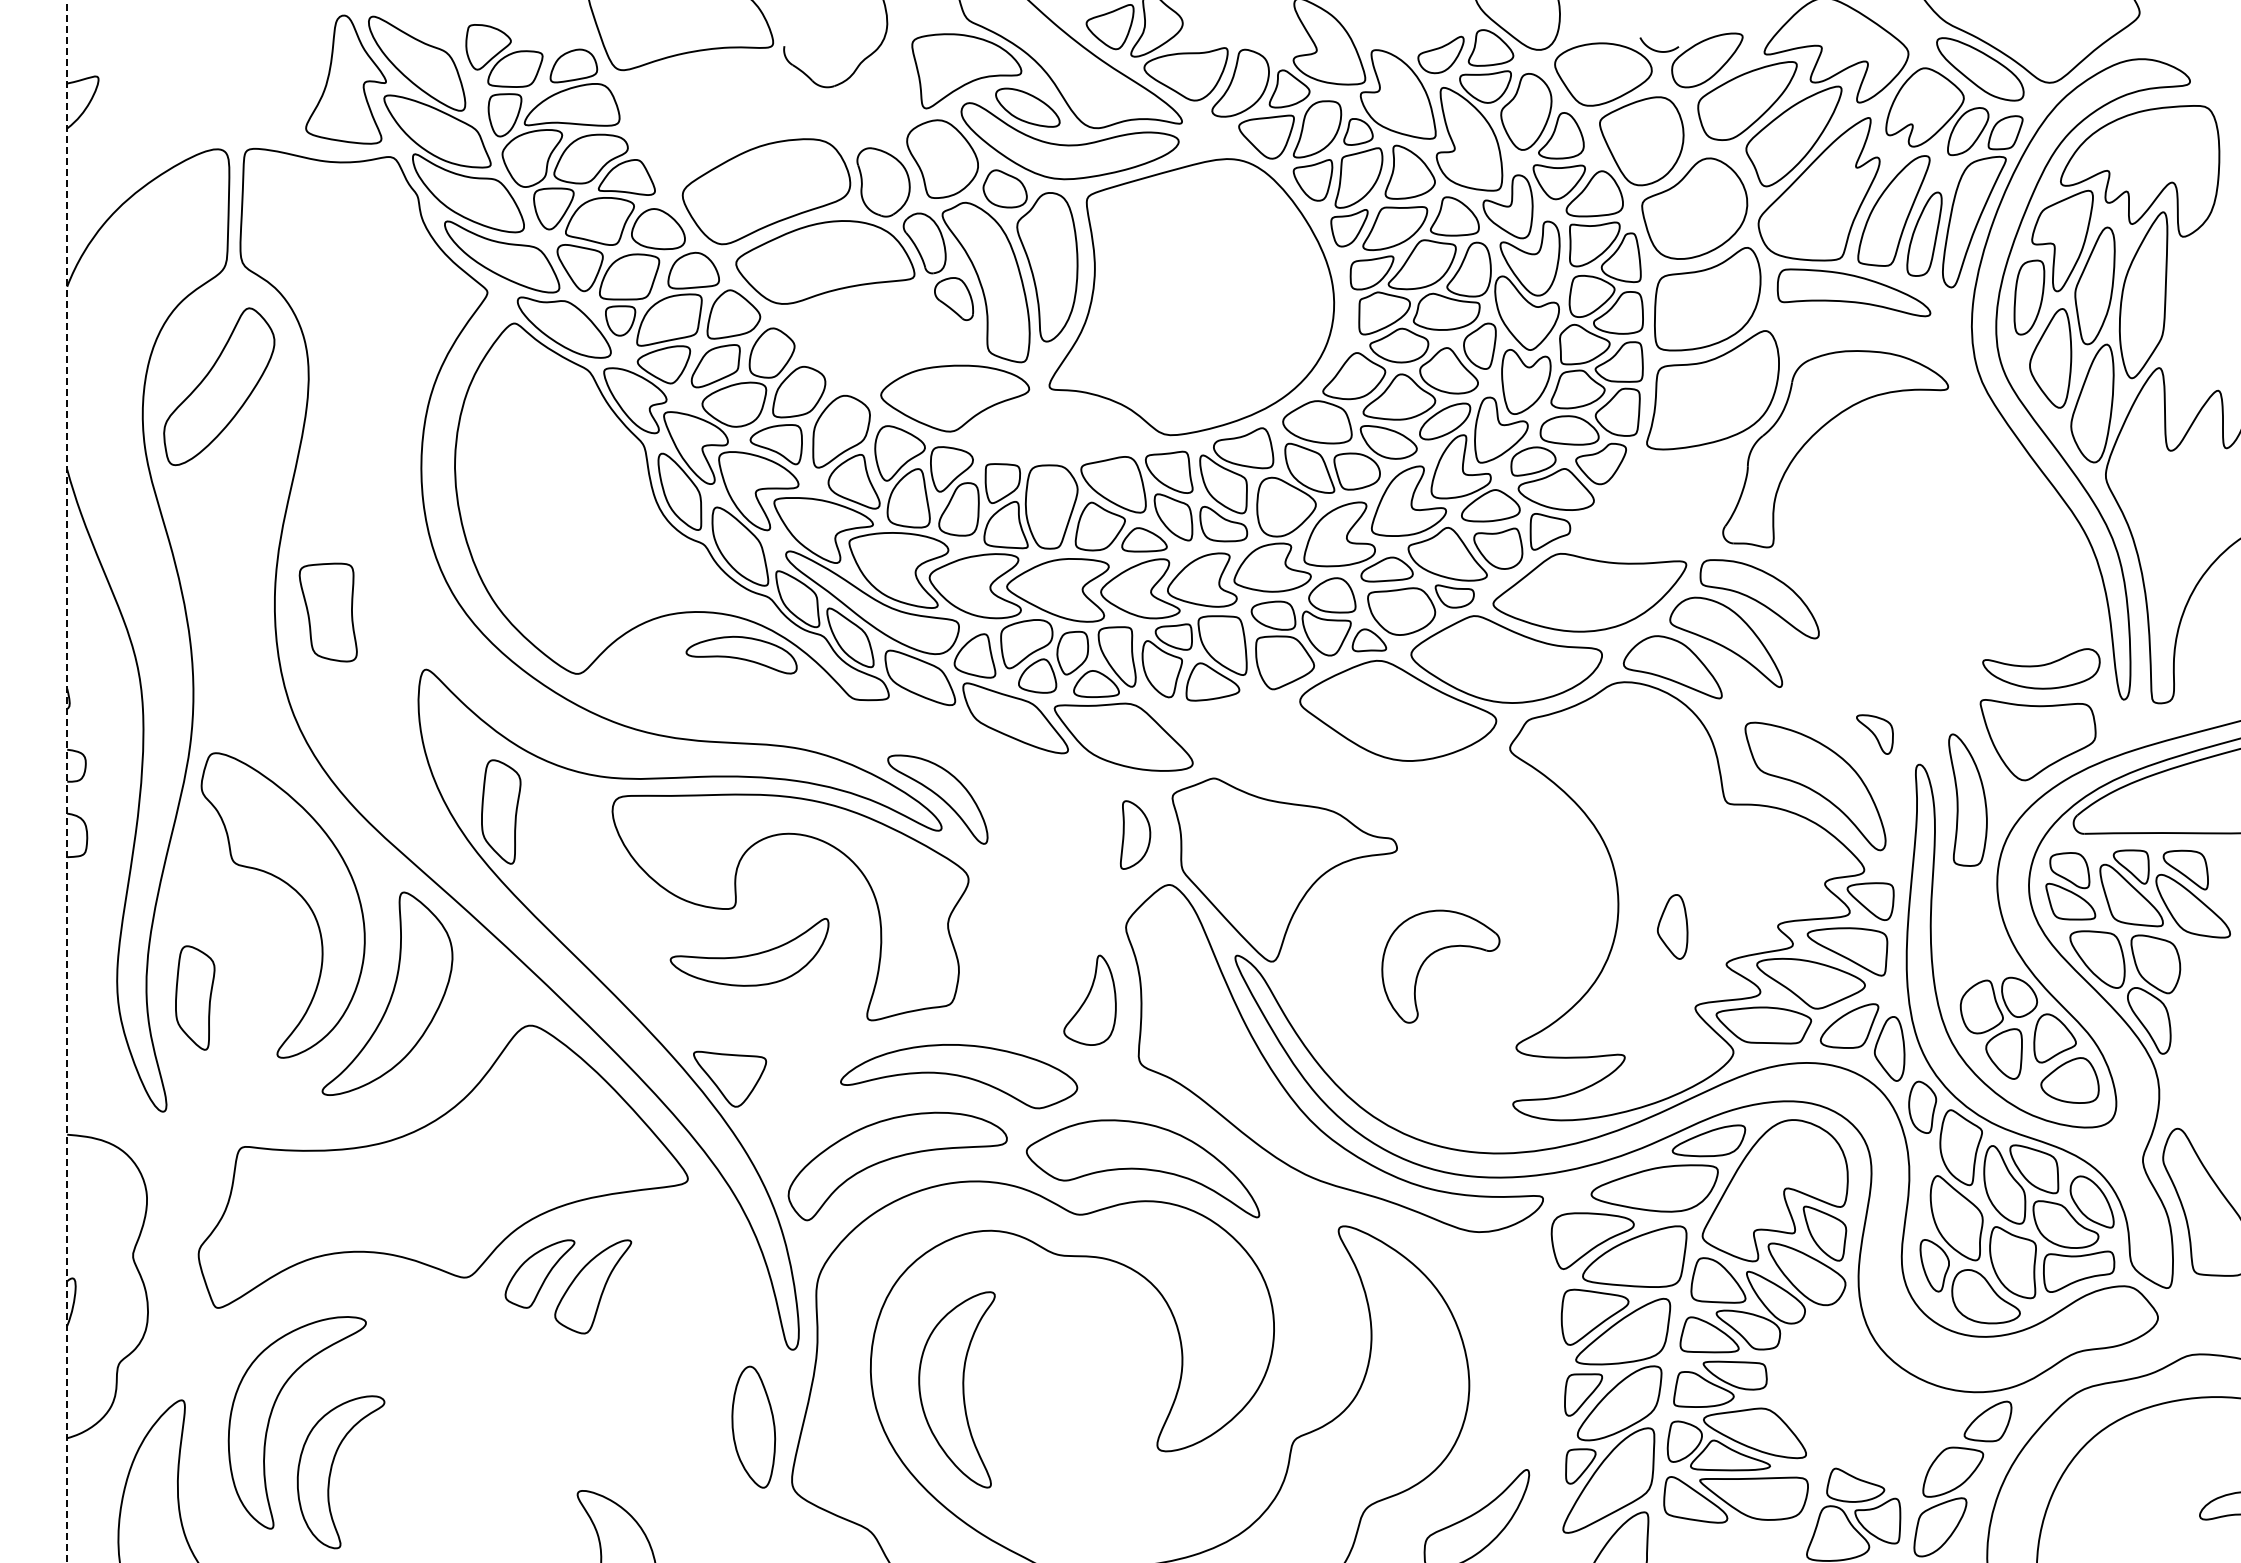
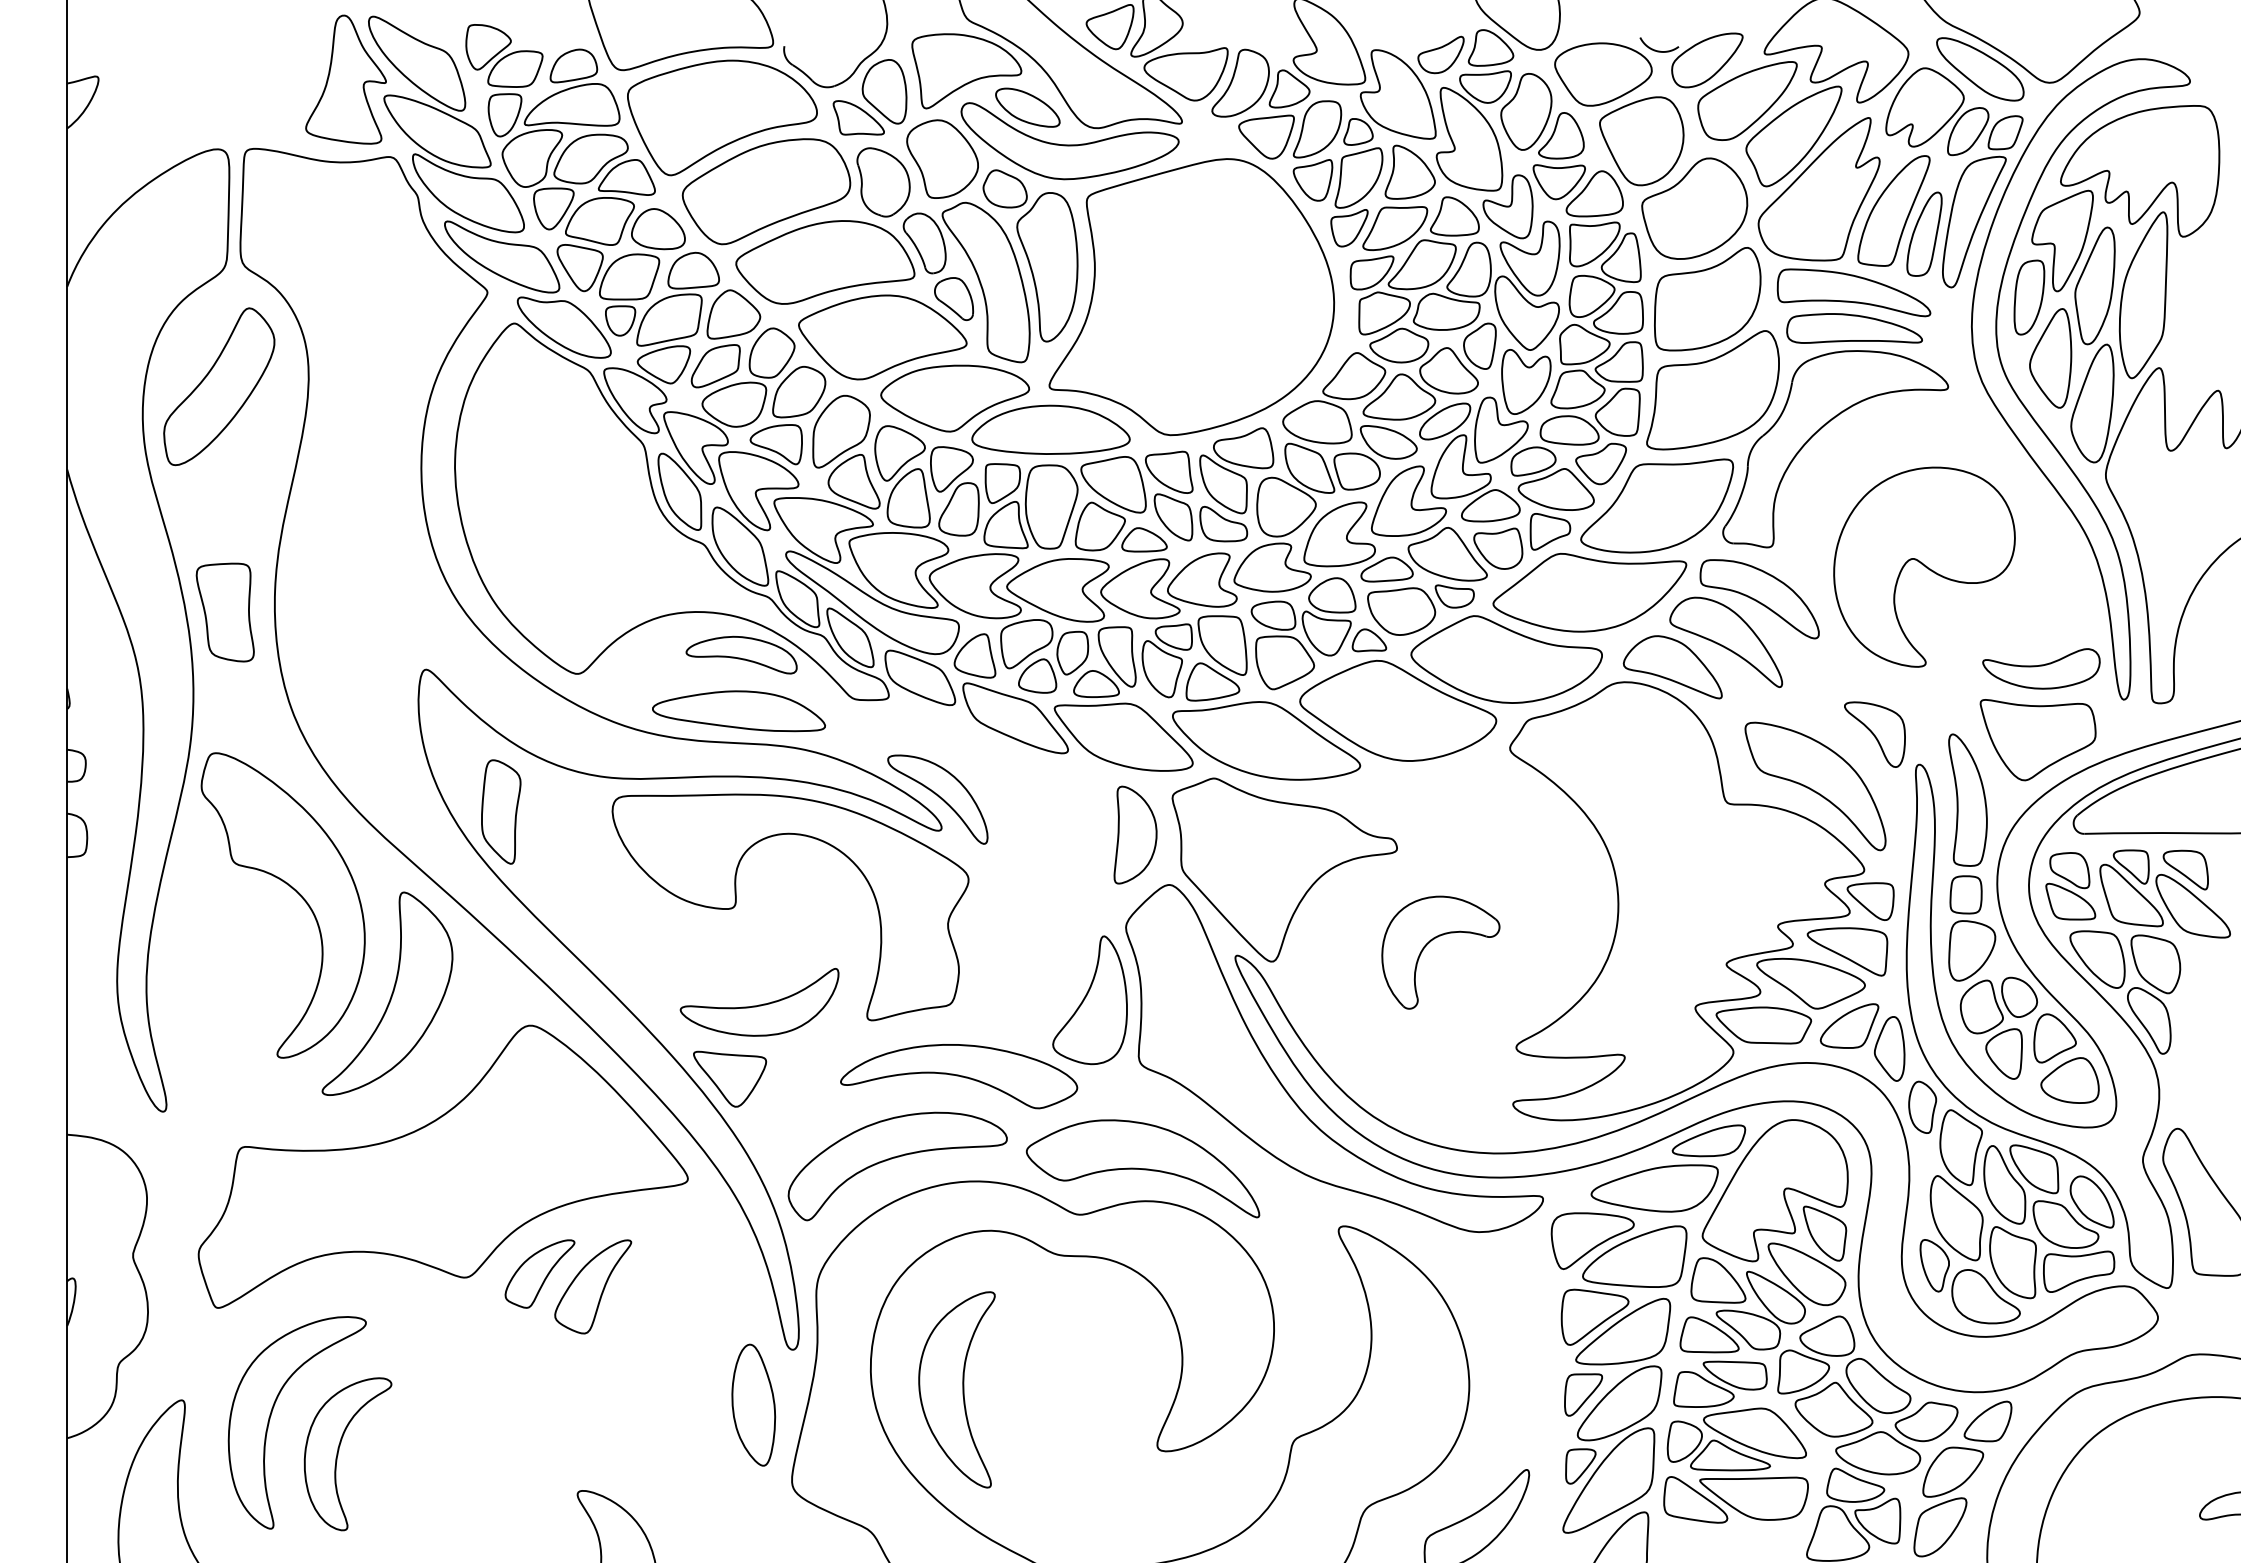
part: none -> present (869, 97)
part: none -> present (722, 117)
part: none -> present (1854, 328)
part: none -> present (882, 337)
part: none -> present (1050, 429)
part: none -> present (1657, 505)
part: none -> present (1924, 566)
part position: (327, 612) -> (224, 612) (224, 612)
part: none -> present (738, 711)
part size: 38x41 px -> 62x67 px (1874, 734)
part: none -> present (1266, 740)
line: dashed -> solid (67, 781)
part size: 33x70 px -> 45x100 px (1135, 834)
part: present -> none (1672, 926)
part: none -> present (1972, 928)
part position: (749, 952) -> (759, 1002) (759, 1002)
part position: (1430, 956) -> (1430, 942) (1430, 942)
part: present -> none (195, 997)
part size: 54x92 px -> 76x131 px (1089, 1000)
part: none -> present (1867, 1395)
part position: (753, 1426) -> (753, 1404) (753, 1404)
part position: (332, 1468) -> (339, 1450) (339, 1450)
